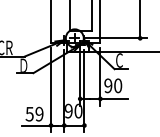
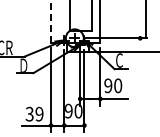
line position: (140, 19) -> (146, 19) (146, 19)
line: solid -> dashed (51, 21)
text: 59 -> 39 (29, 113)
